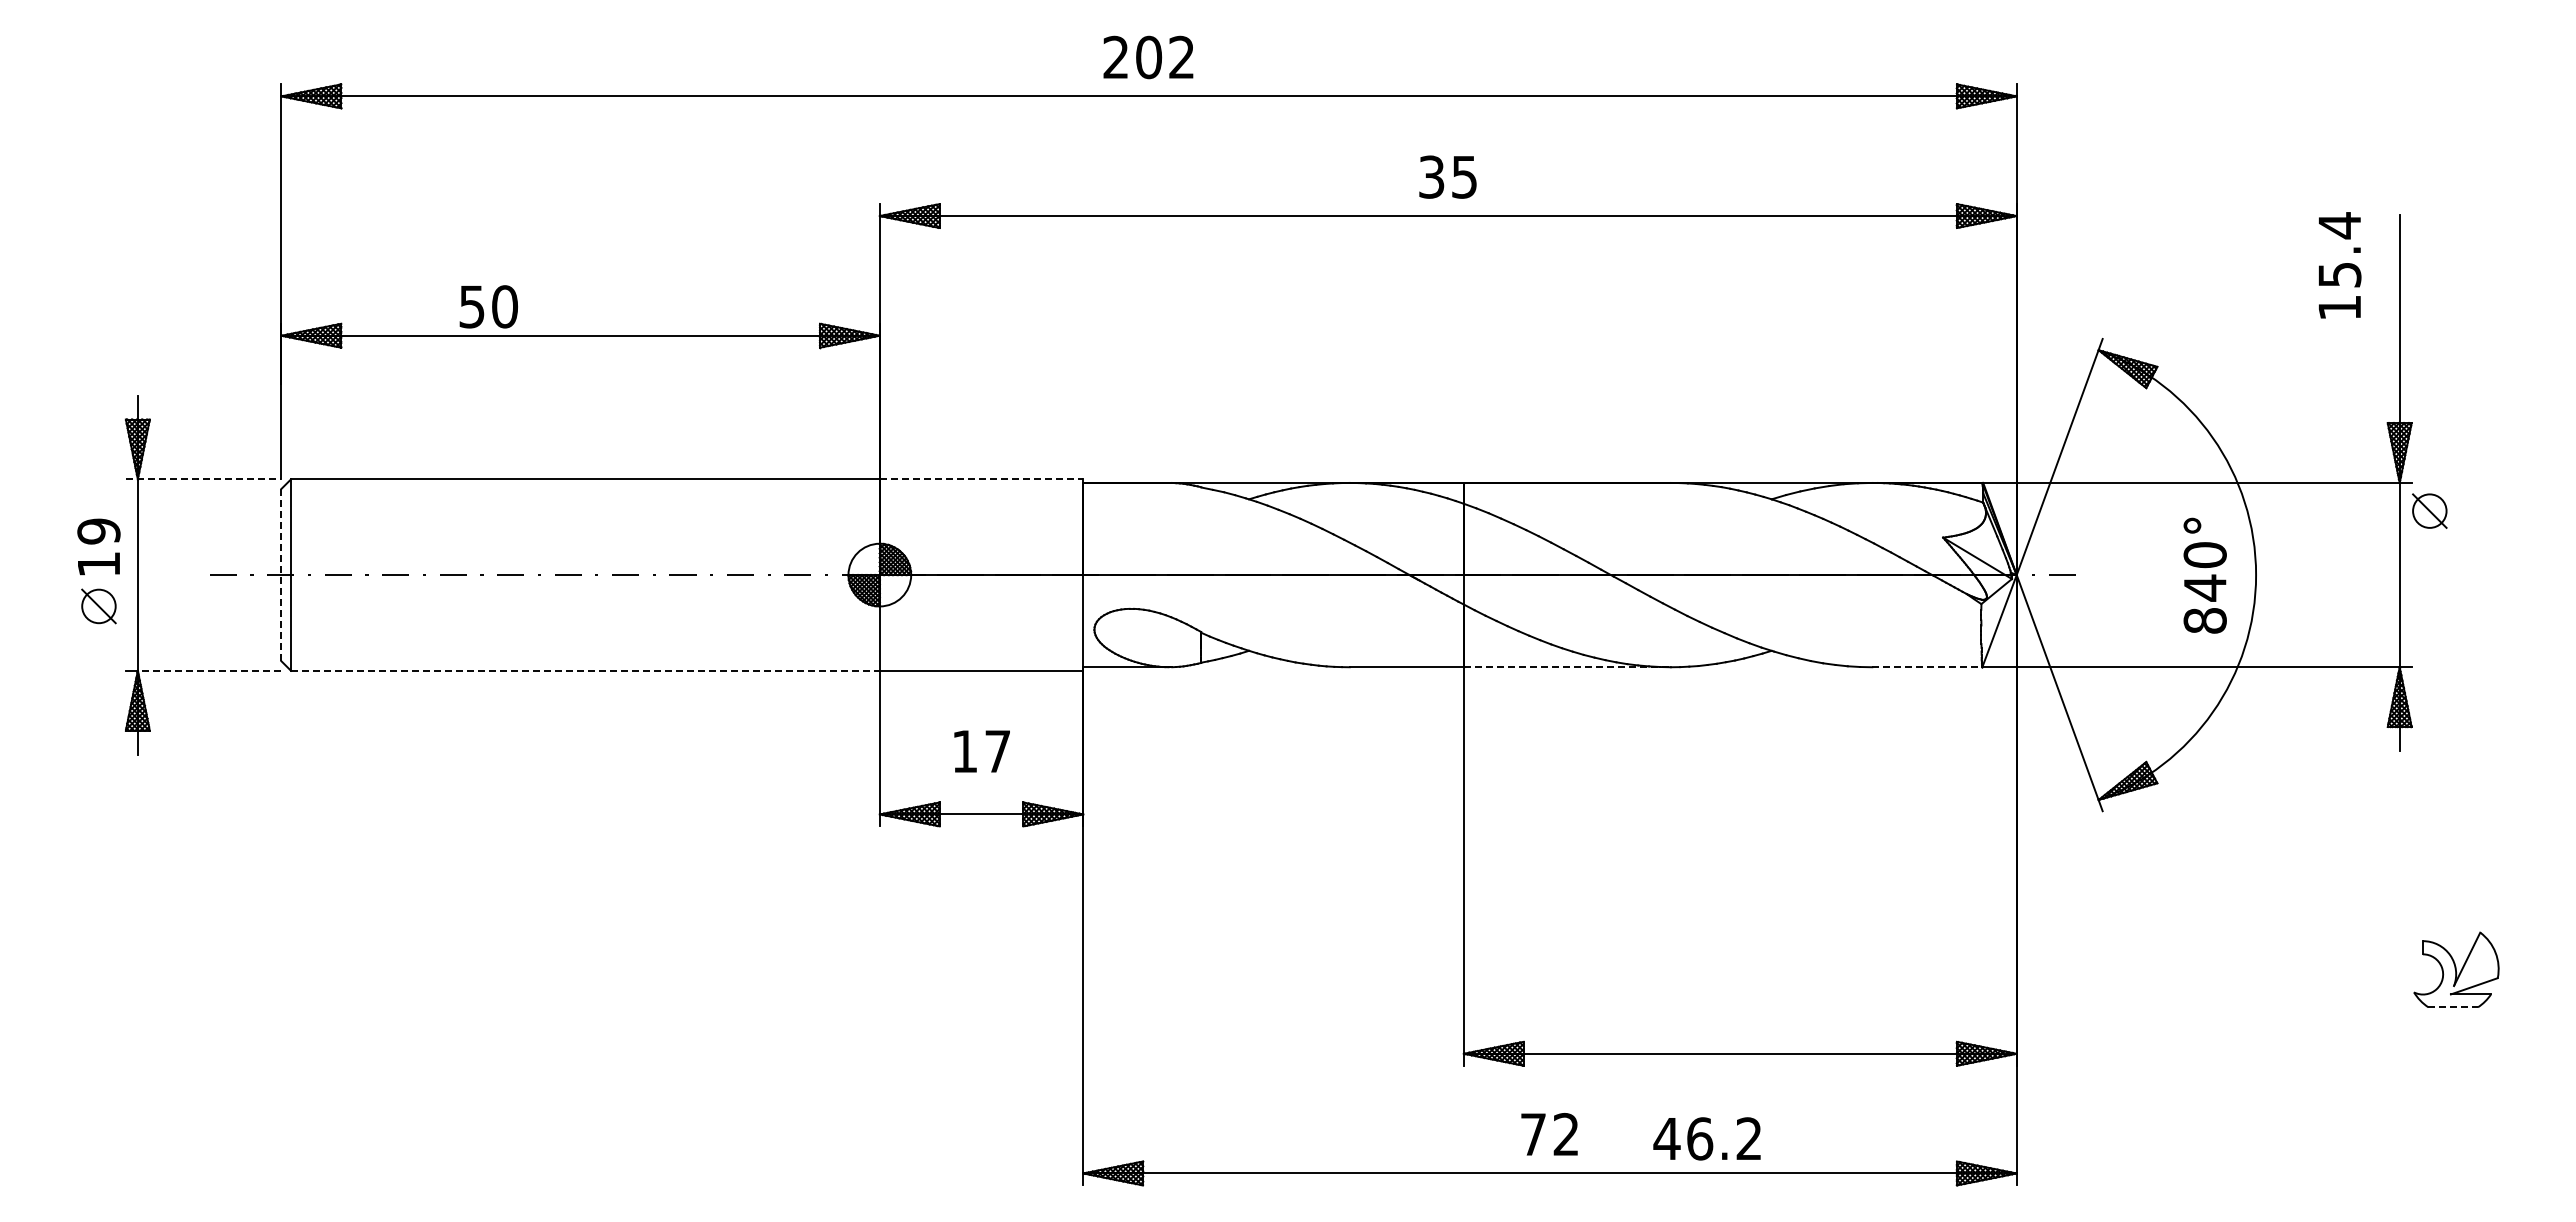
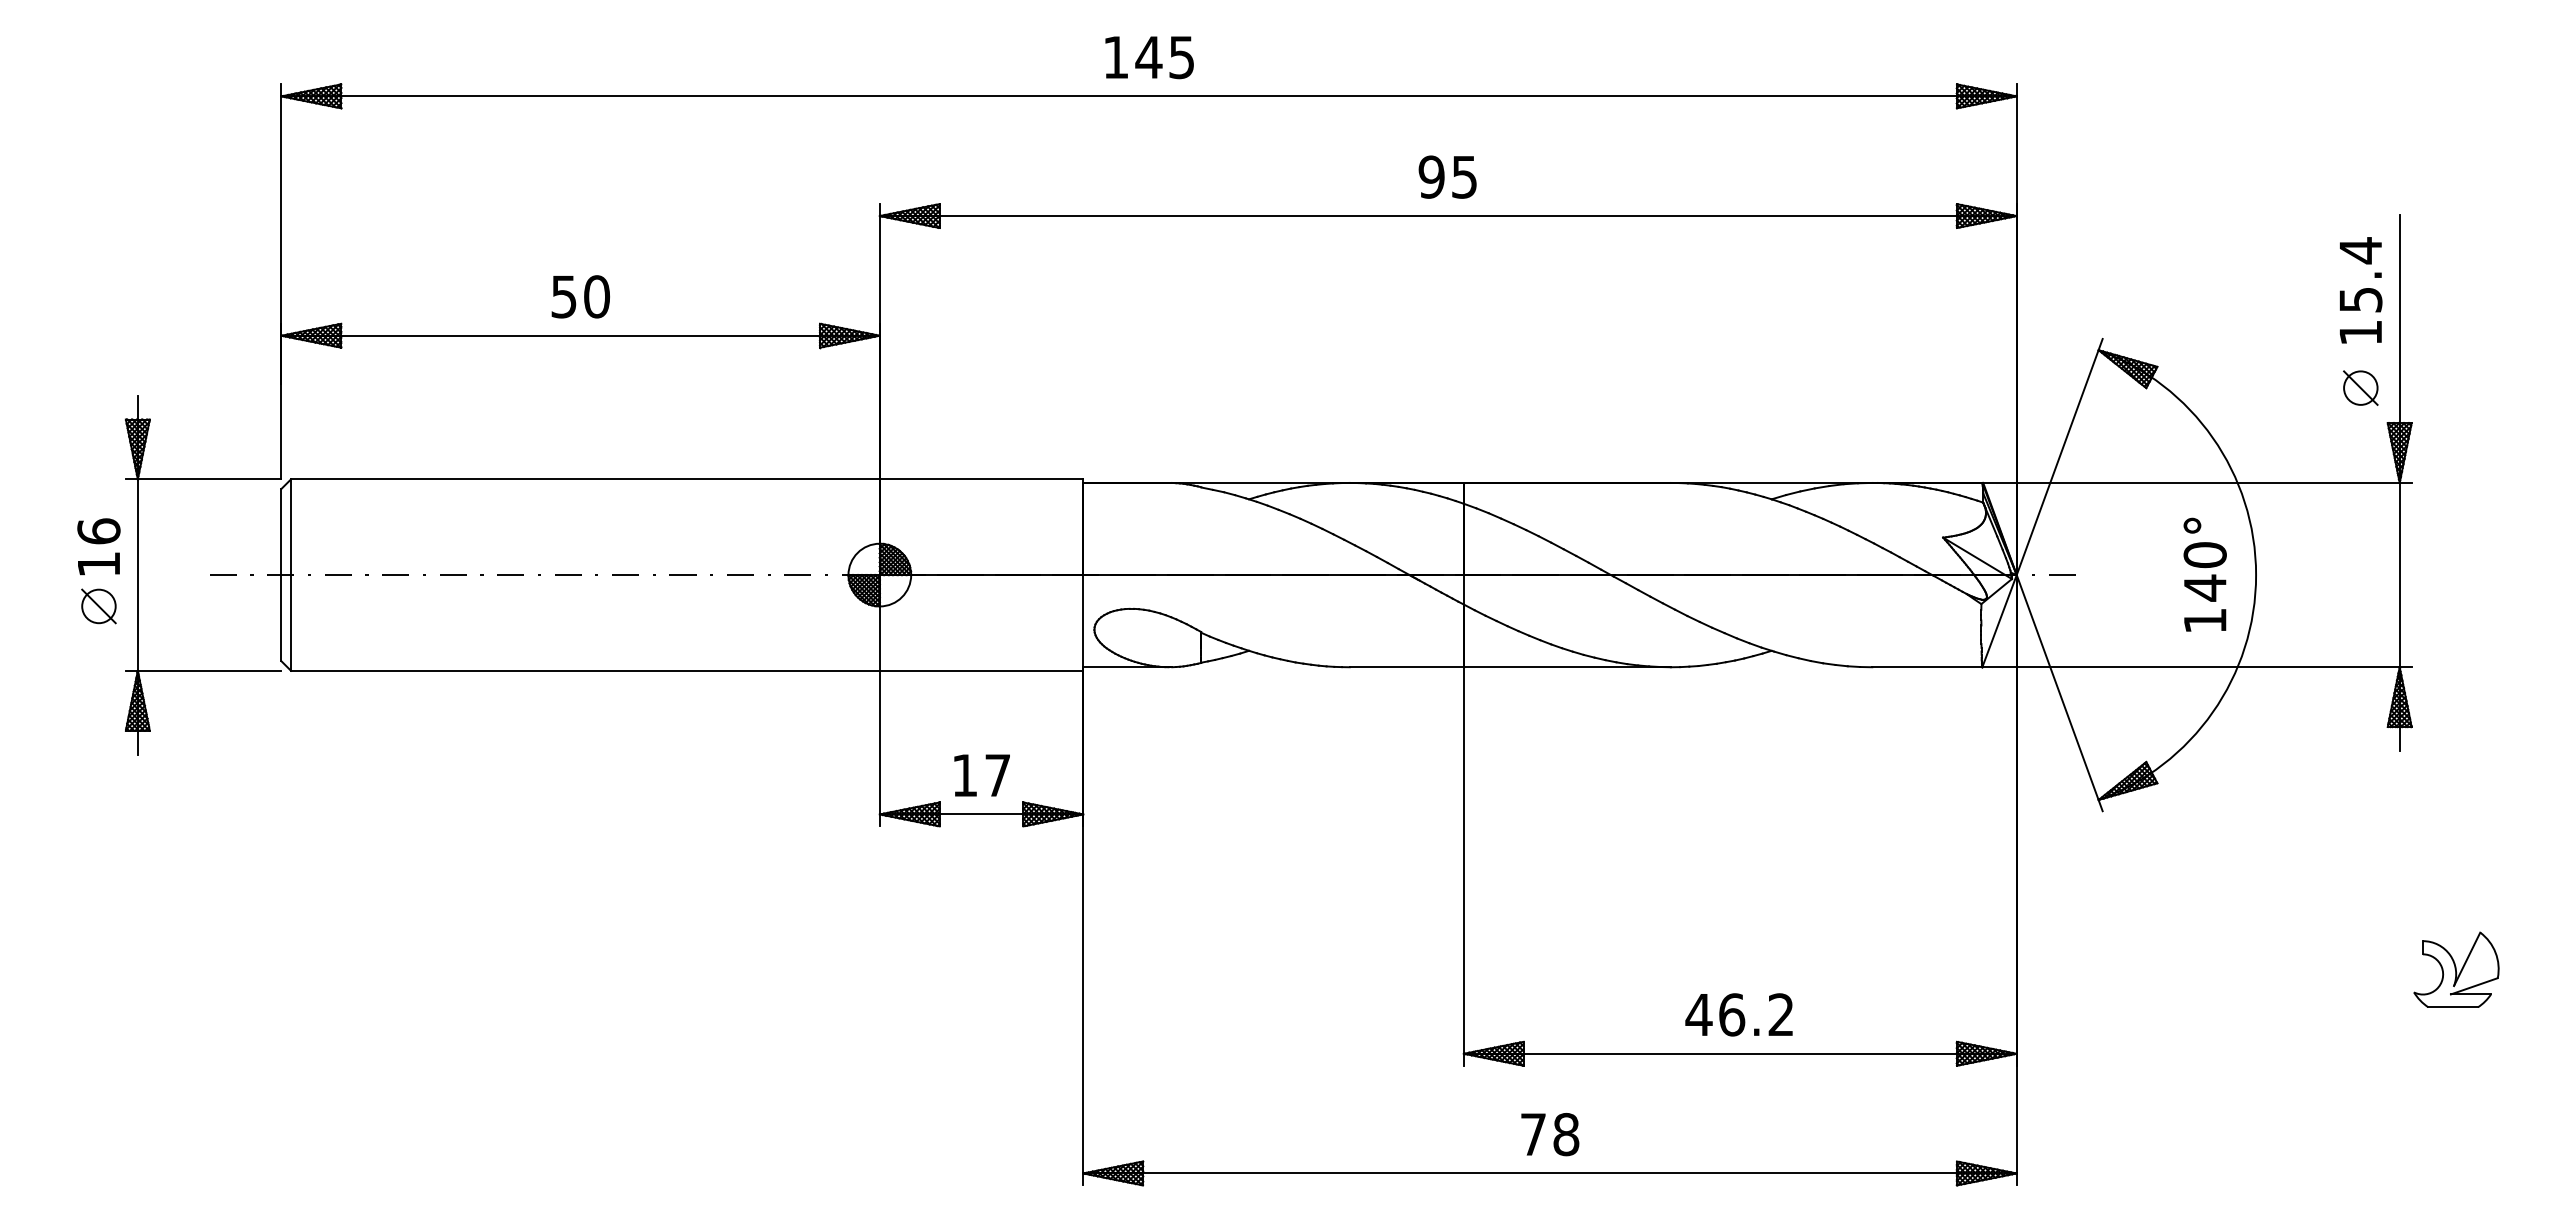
text: 202 -> 145 (1148, 57)
text: 35 -> 95 (1431, 176)
text position: (2340, 265) -> (2361, 290) (2361, 290)
text position: (488, 306) -> (580, 296) (580, 296)
line: dashed -> solid (203, 479)
line: dashed -> solid (981, 479)
part position: (2429, 510) -> (2360, 387) (2360, 387)
text: 19 -> 16 (98, 531)
line: dashed -> solid (281, 575)
text: 840° -> 140° (2204, 620)
line: dashed -> solid (1567, 667)
line: dashed -> solid (1927, 667)
line: dashed -> solid (209, 670)
line: dashed -> solid (585, 670)
text position: (981, 751) -> (981, 775) (981, 775)
line: dashed -> solid (2453, 1007)
text: 72 -> 78 (1566, 1134)
text position: (1706, 1138) -> (1738, 1014) (1738, 1014)
